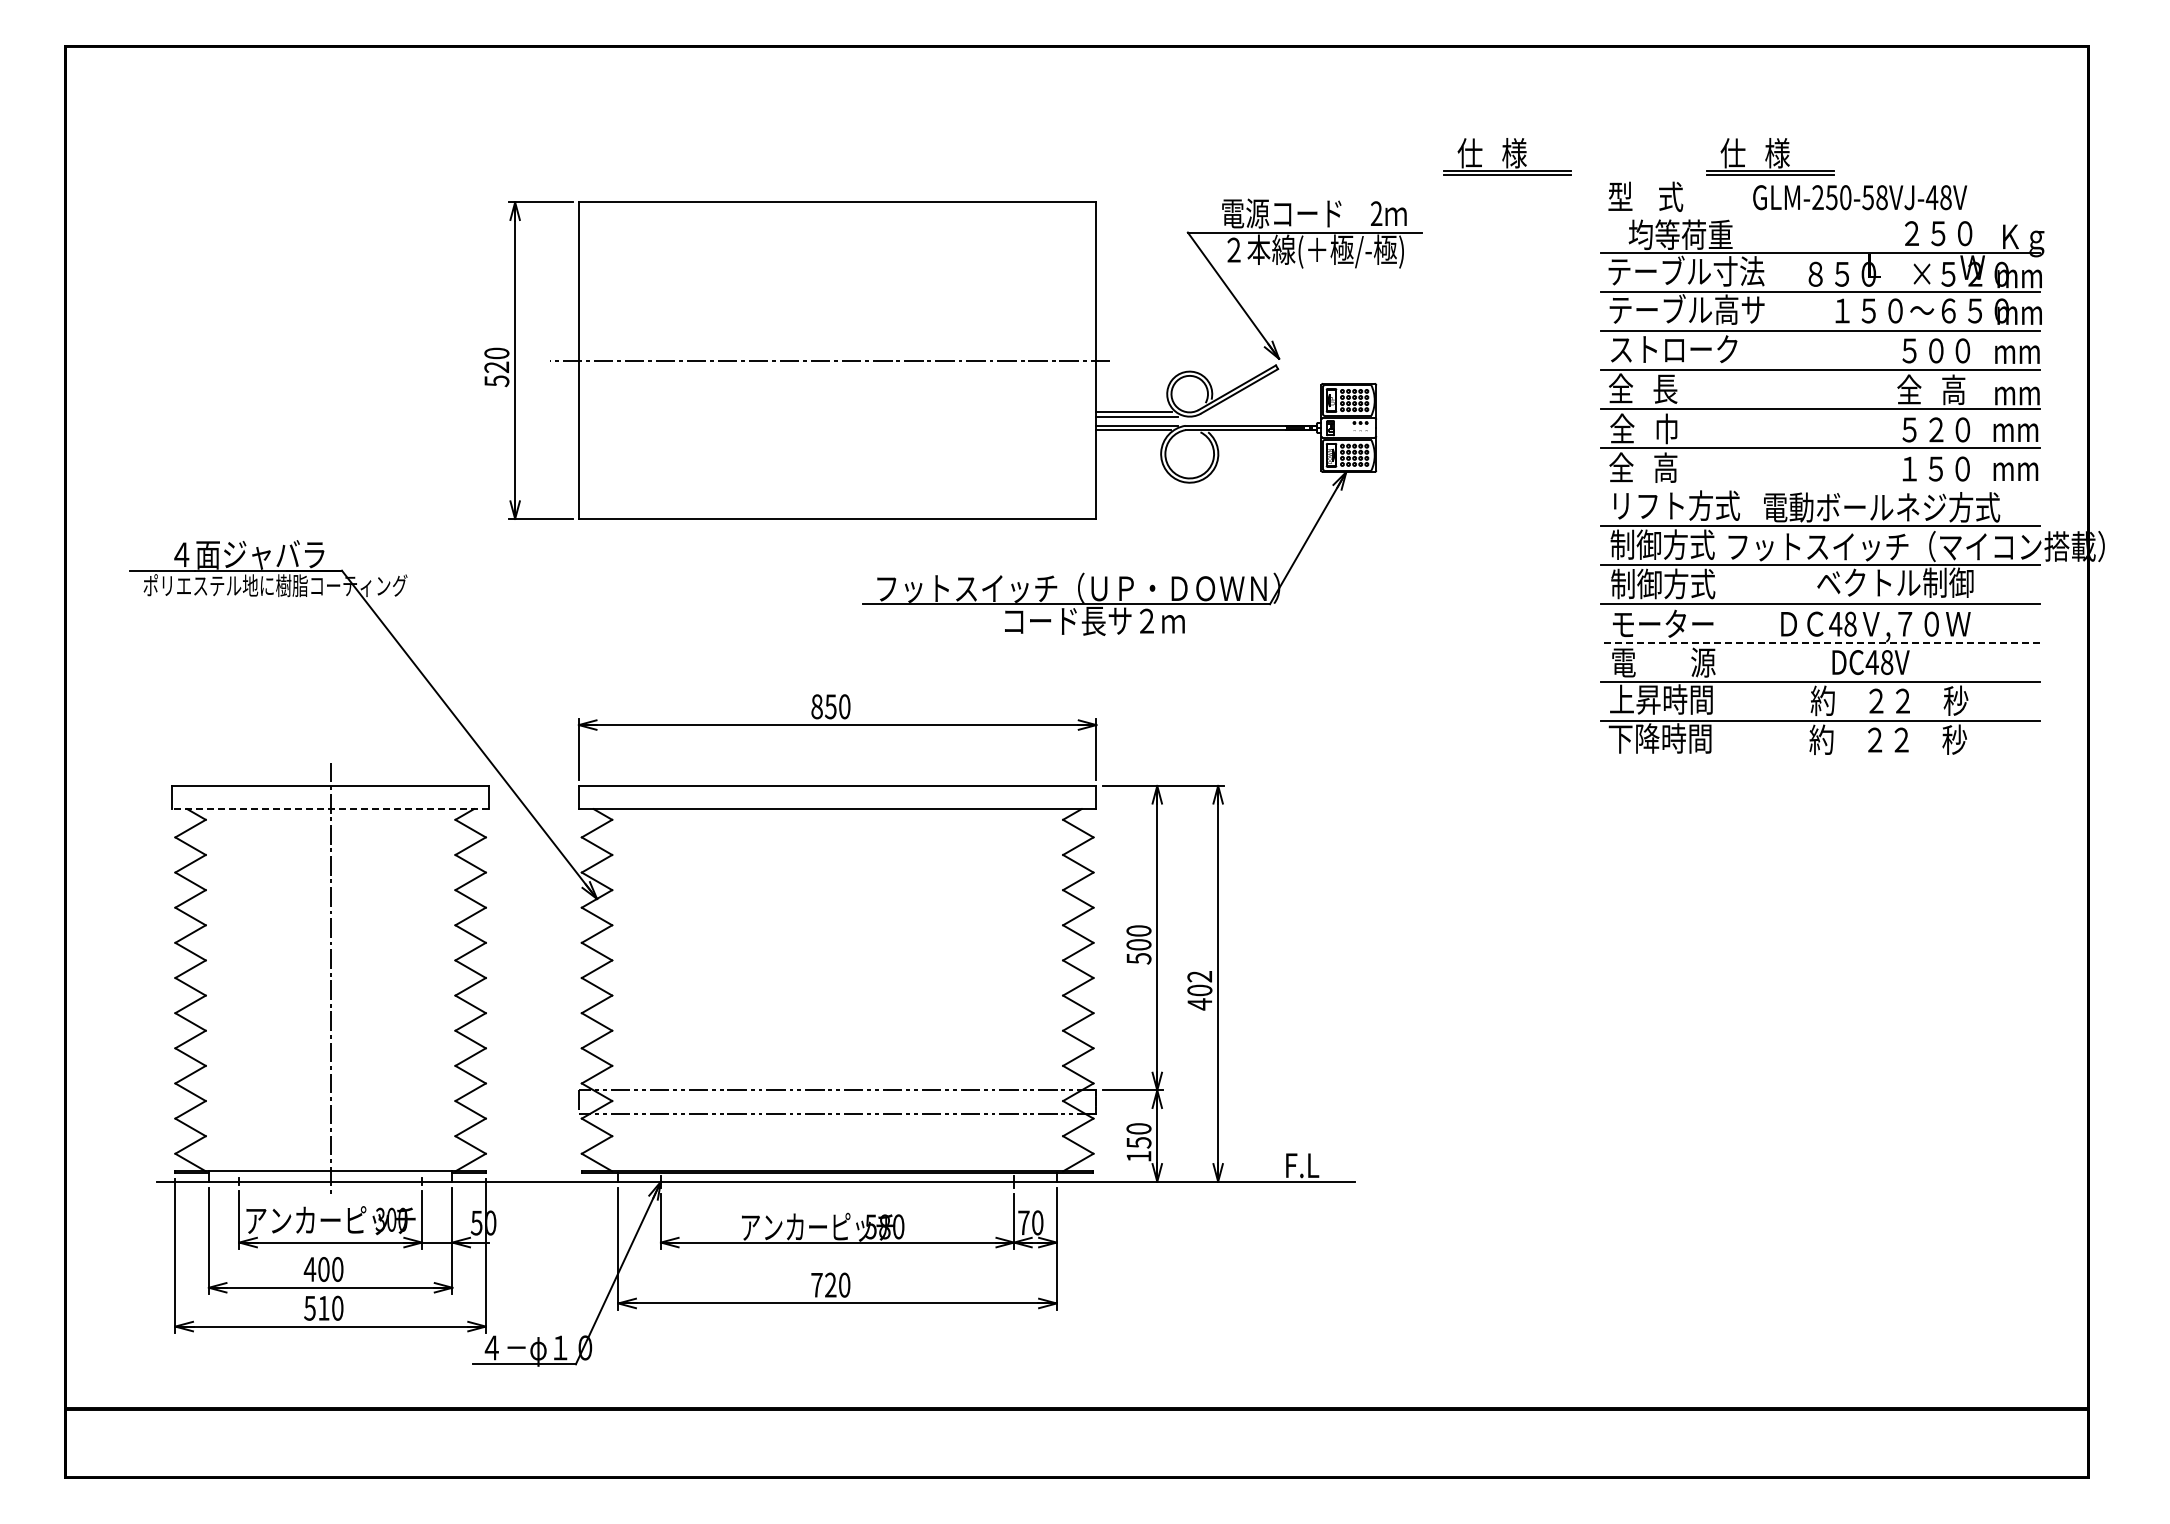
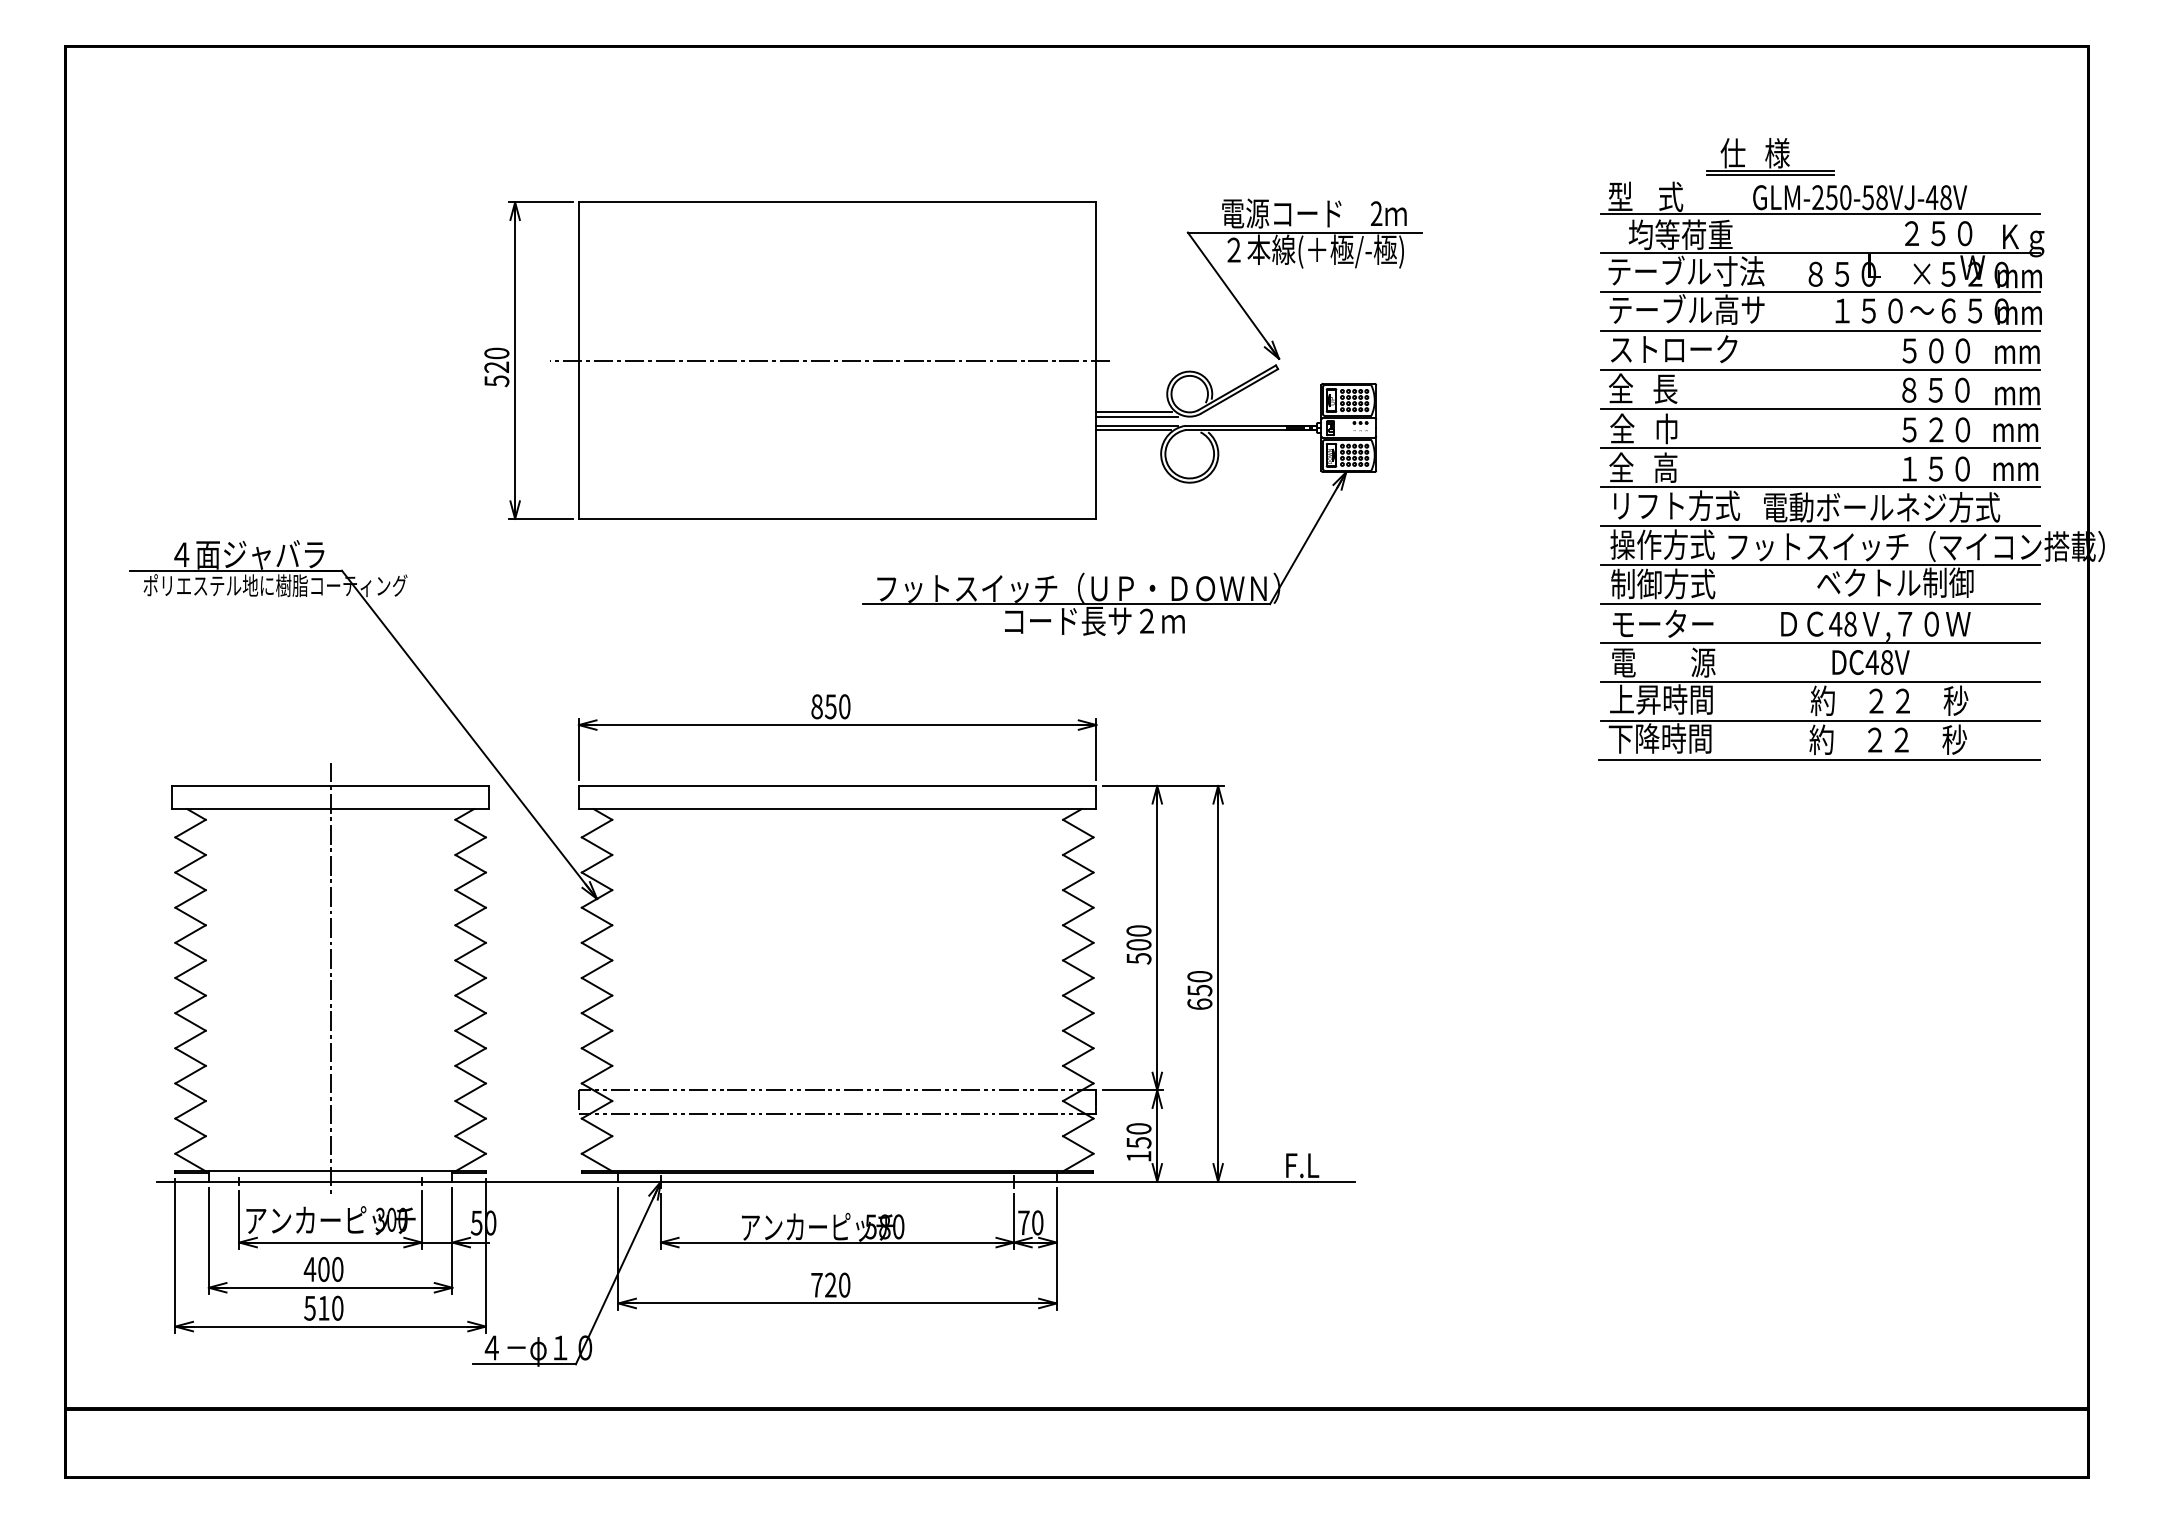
part: present -> none (1507, 156)
line: none -> present (1819, 214)
text: 全   高 -> ８５０ (1933, 389)
line: none -> present (1819, 487)
text: 制御方式 -> 操作方式 (1635, 544)
line: dashed -> solid (1819, 643)
line: none -> present (1819, 759)
line: dashed -> solid (330, 809)
text: 402 -> 650 (1199, 990)
